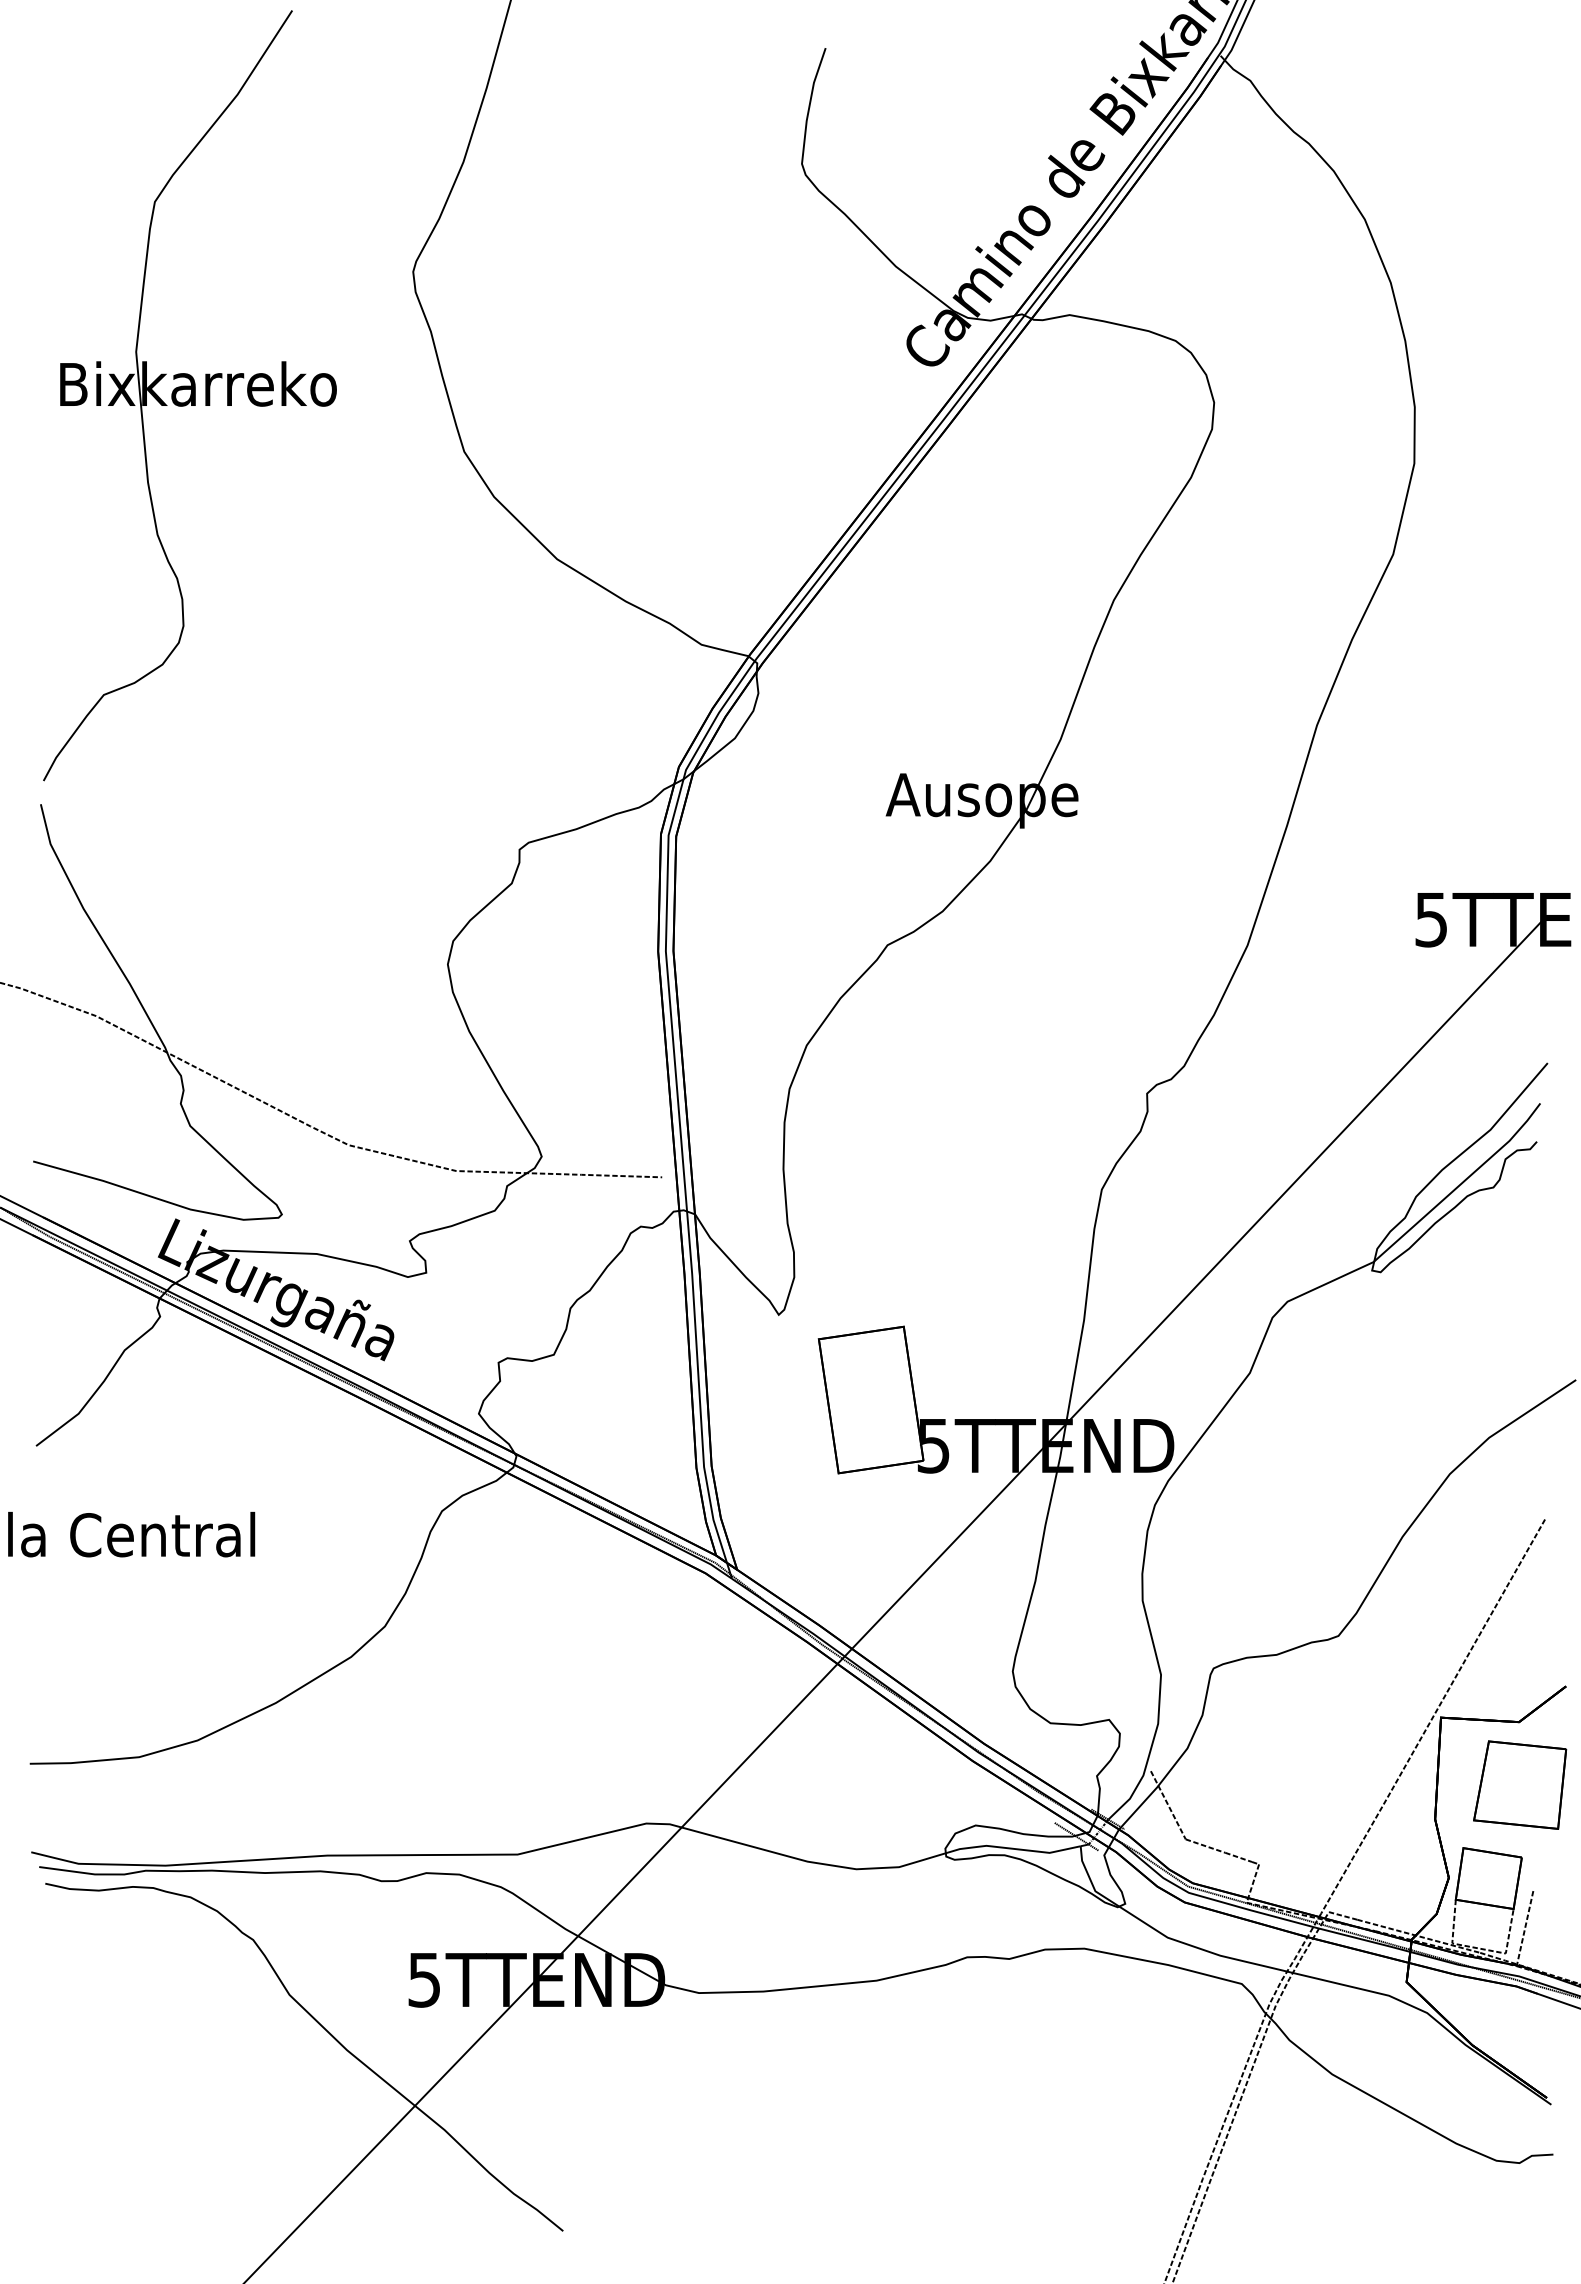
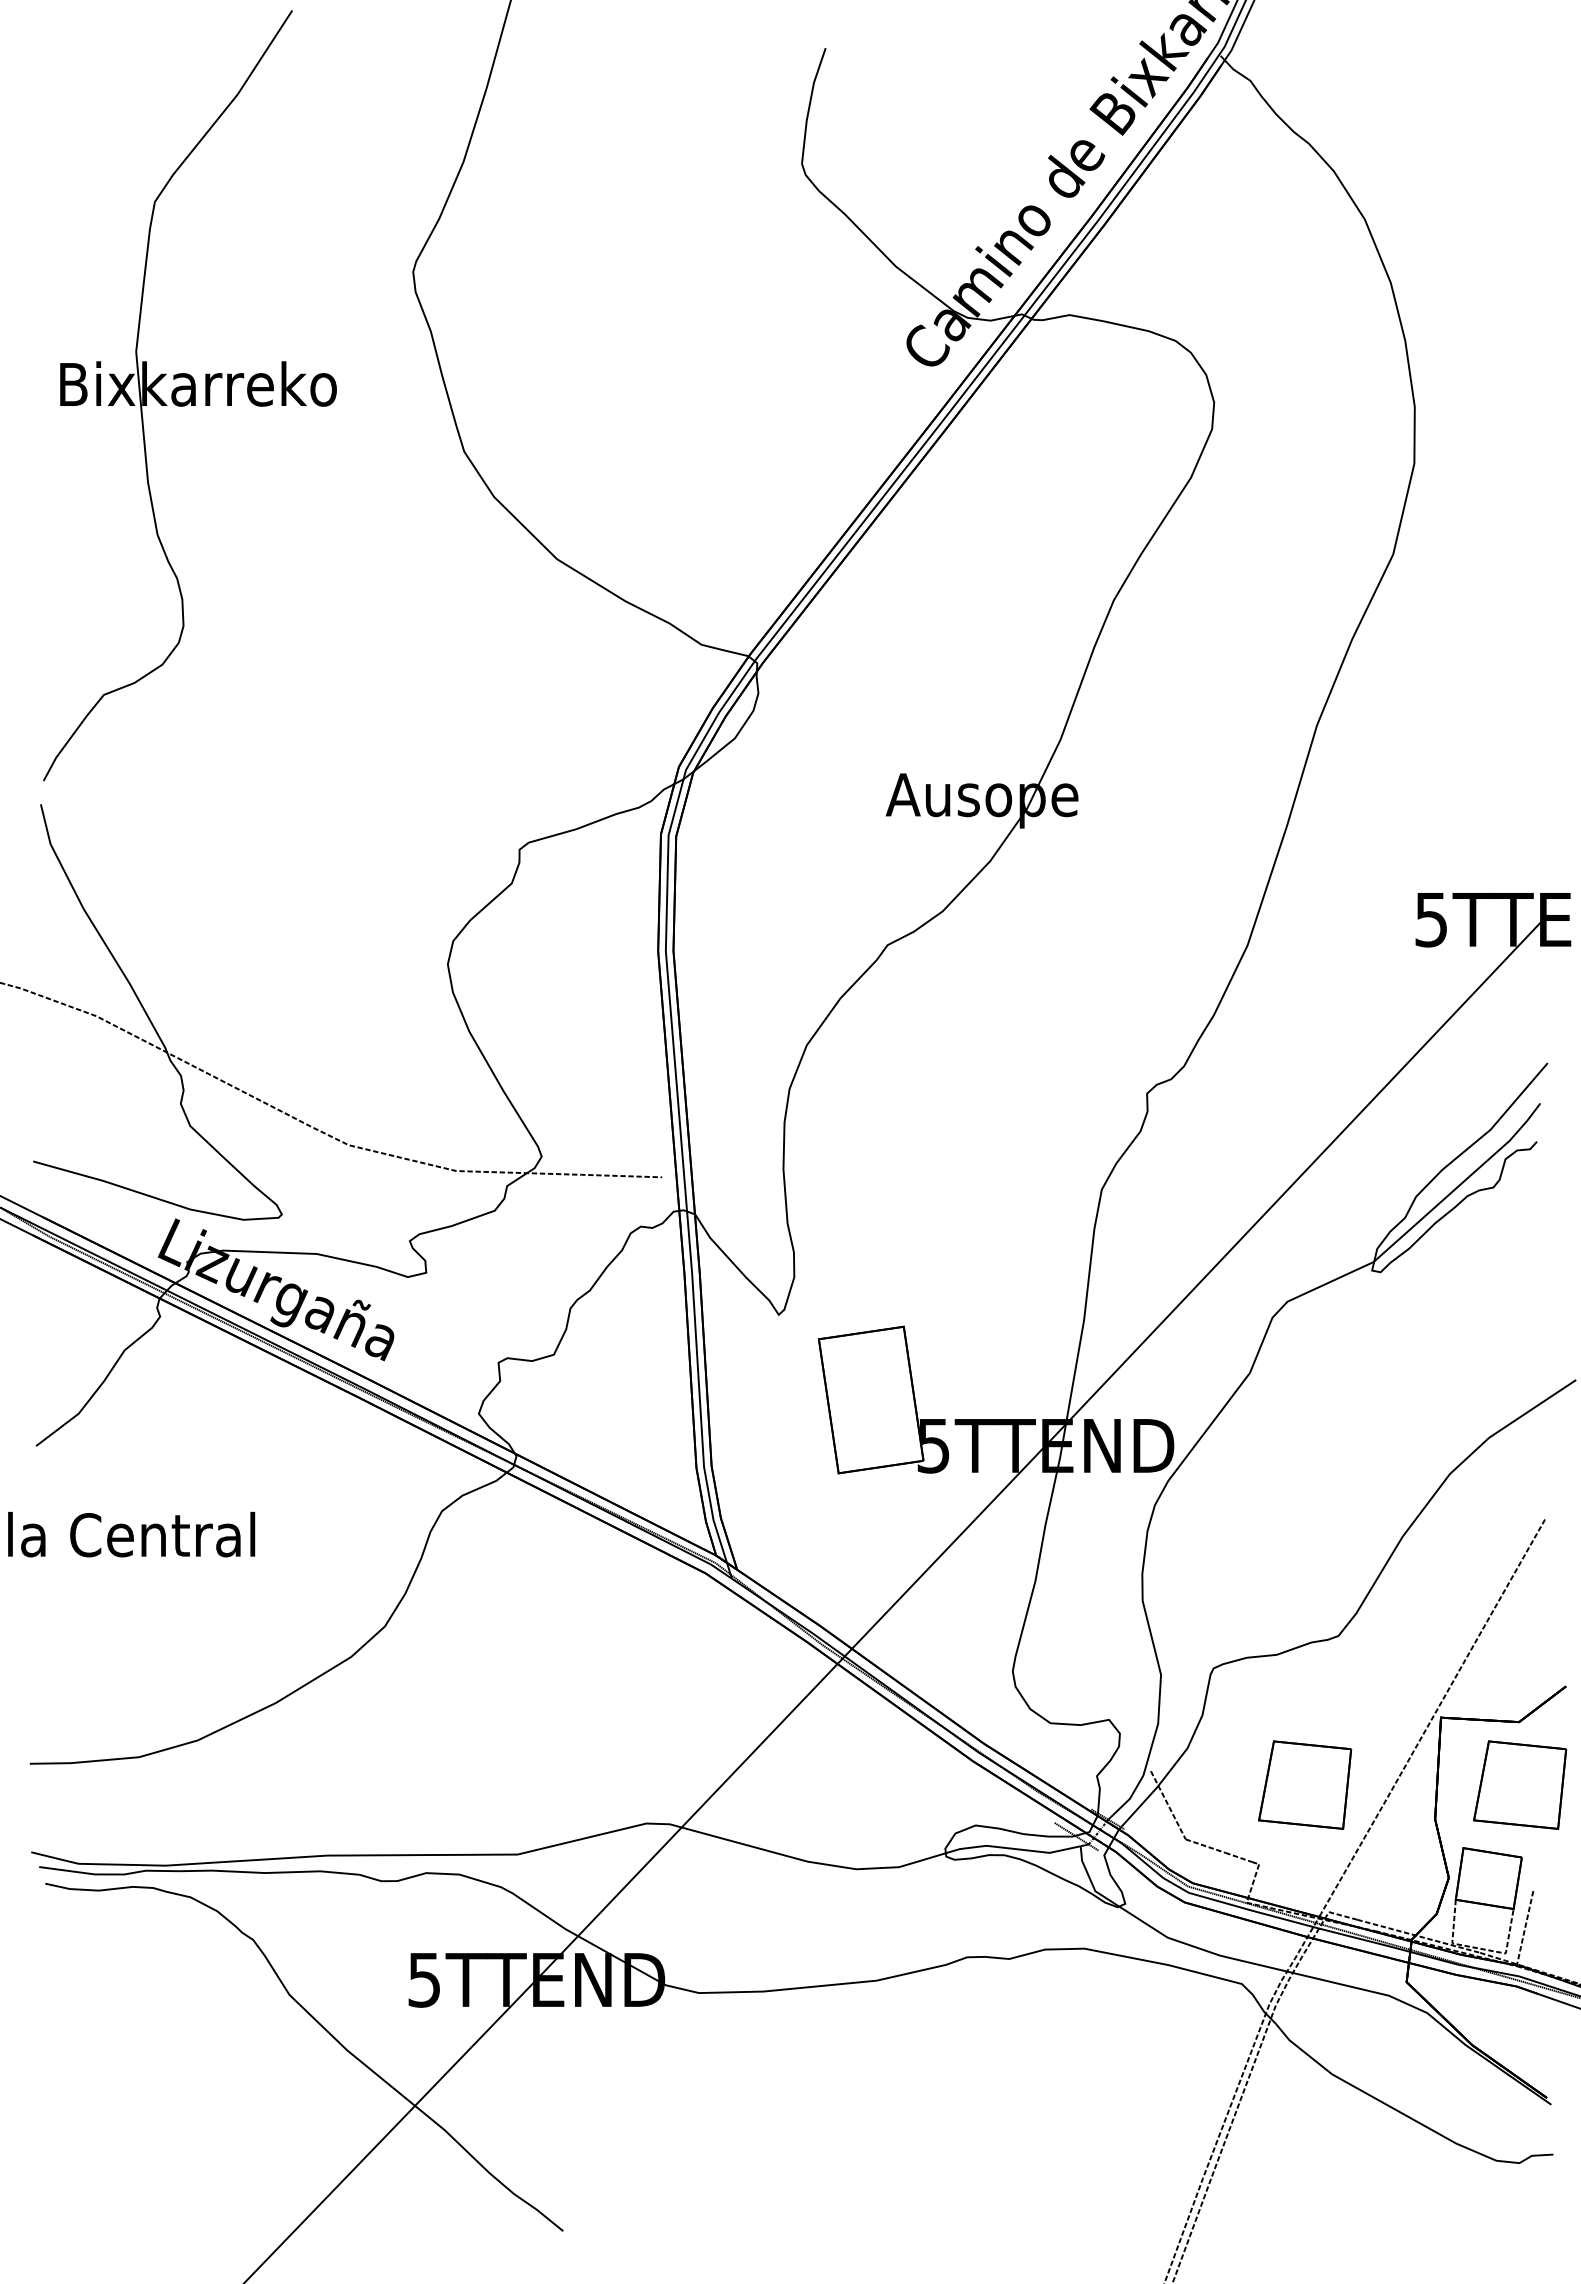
part: none -> present (1305, 1784)
